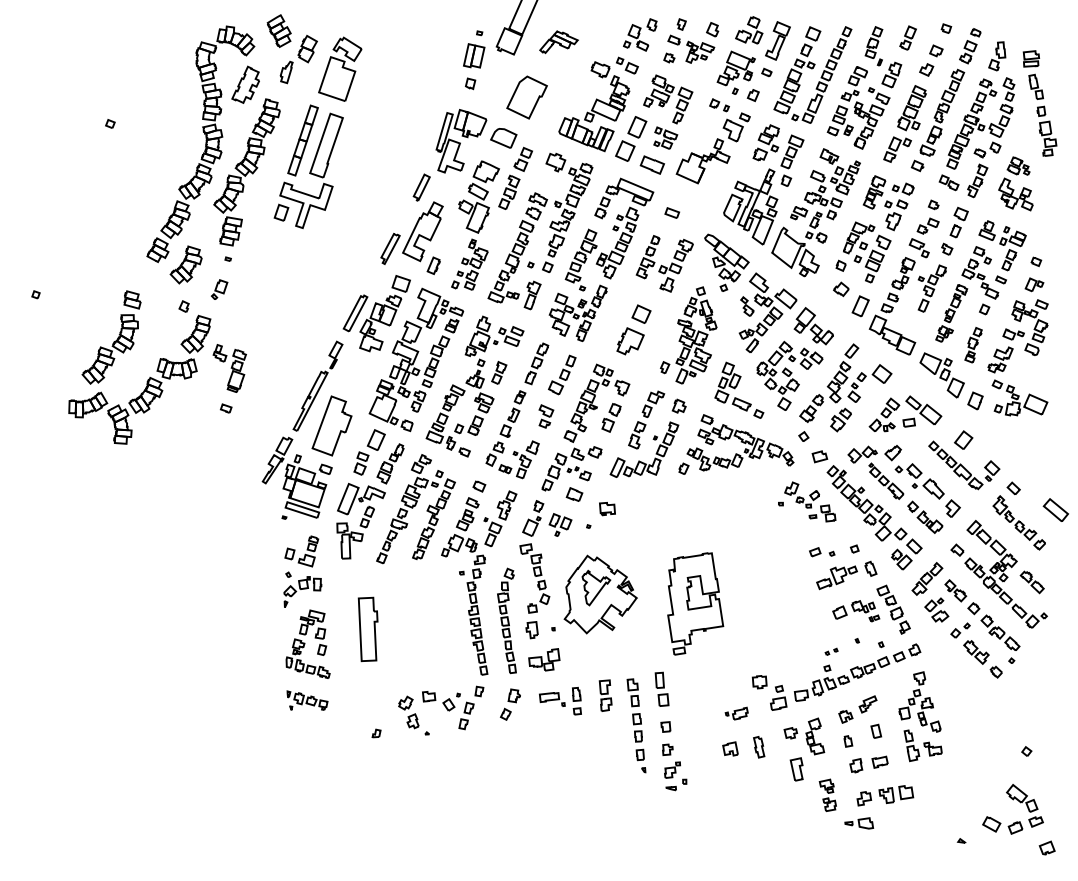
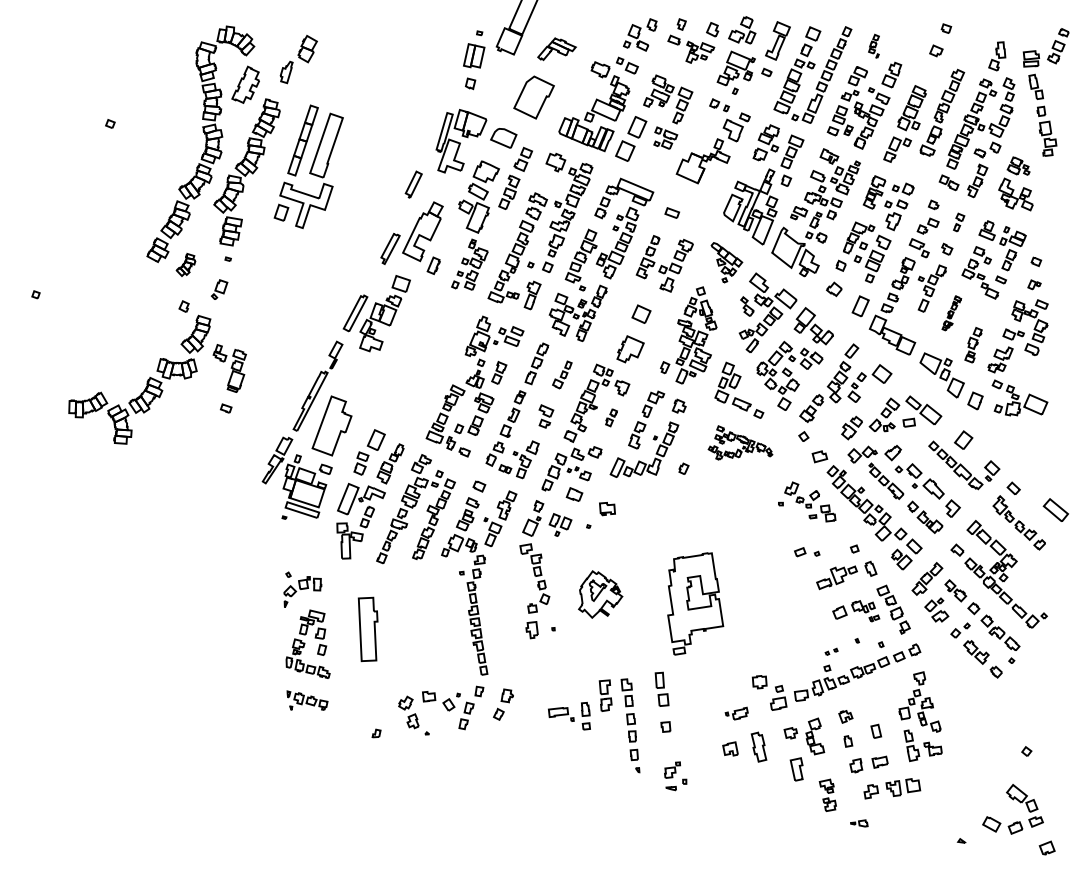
part: present -> none (278, 30)
part position: (749, 30) -> (742, 30) (742, 30)
part: present -> none (907, 37)
part position: (558, 42) -> (556, 49) (556, 49)
part size: 20x41 px -> 12x26 px (873, 45)
part position: (970, 46) -> (1058, 46) (1058, 46)
part: present -> none (669, 57)
part: present -> none (340, 68)
part: present -> none (926, 69)
part: present -> none (752, 95)
part position: (526, 97) -> (533, 97) (533, 97)
part: present -> none (651, 164)
part: present -> none (917, 165)
part position: (421, 187) -> (413, 184) (413, 184)
part size: 20x33 px -> 13x21 px (959, 222)
part size: 46x59 px -> 34x42 px (726, 262)
part size: 34x40 px -> 22x24 px (185, 264)
part size: 21x16 px -> 15x12 px (1034, 284)
part position: (841, 289) -> (834, 289) (834, 289)
part: present -> none (984, 309)
part size: 34x59 px -> 22x37 px (951, 313)
part: present -> none (111, 337)
part position: (630, 341) -> (630, 349) (630, 349)
part: present -> none (416, 359)
part size: 29x42 px -> 21x30 px (562, 374)
part size: 21x30 px -> 13x20 px (611, 417)
part position: (840, 419) -> (851, 427) (851, 427)
part size: 109x58 px -> 67x36 px (740, 442)
part: present -> none (301, 551)
part position: (822, 552) -> (807, 552) (807, 552)
part: present -> none (1031, 582)
part size: 75x81 px -> 46x49 px (600, 594)
part: present -> none (506, 620)
part: present -> none (544, 659)
part position: (560, 700) -> (569, 715) (569, 715)
part position: (510, 704) -> (503, 704) (503, 704)
part: present -> none (867, 704)
part position: (636, 725) -> (630, 725) (630, 725)
part size: 13x23 px -> 18x32 px (758, 746)
part: present -> none (667, 749)
part position: (885, 795) -> (892, 788) (892, 788)
part size: 31x13 px -> 19x9 px (859, 823)
